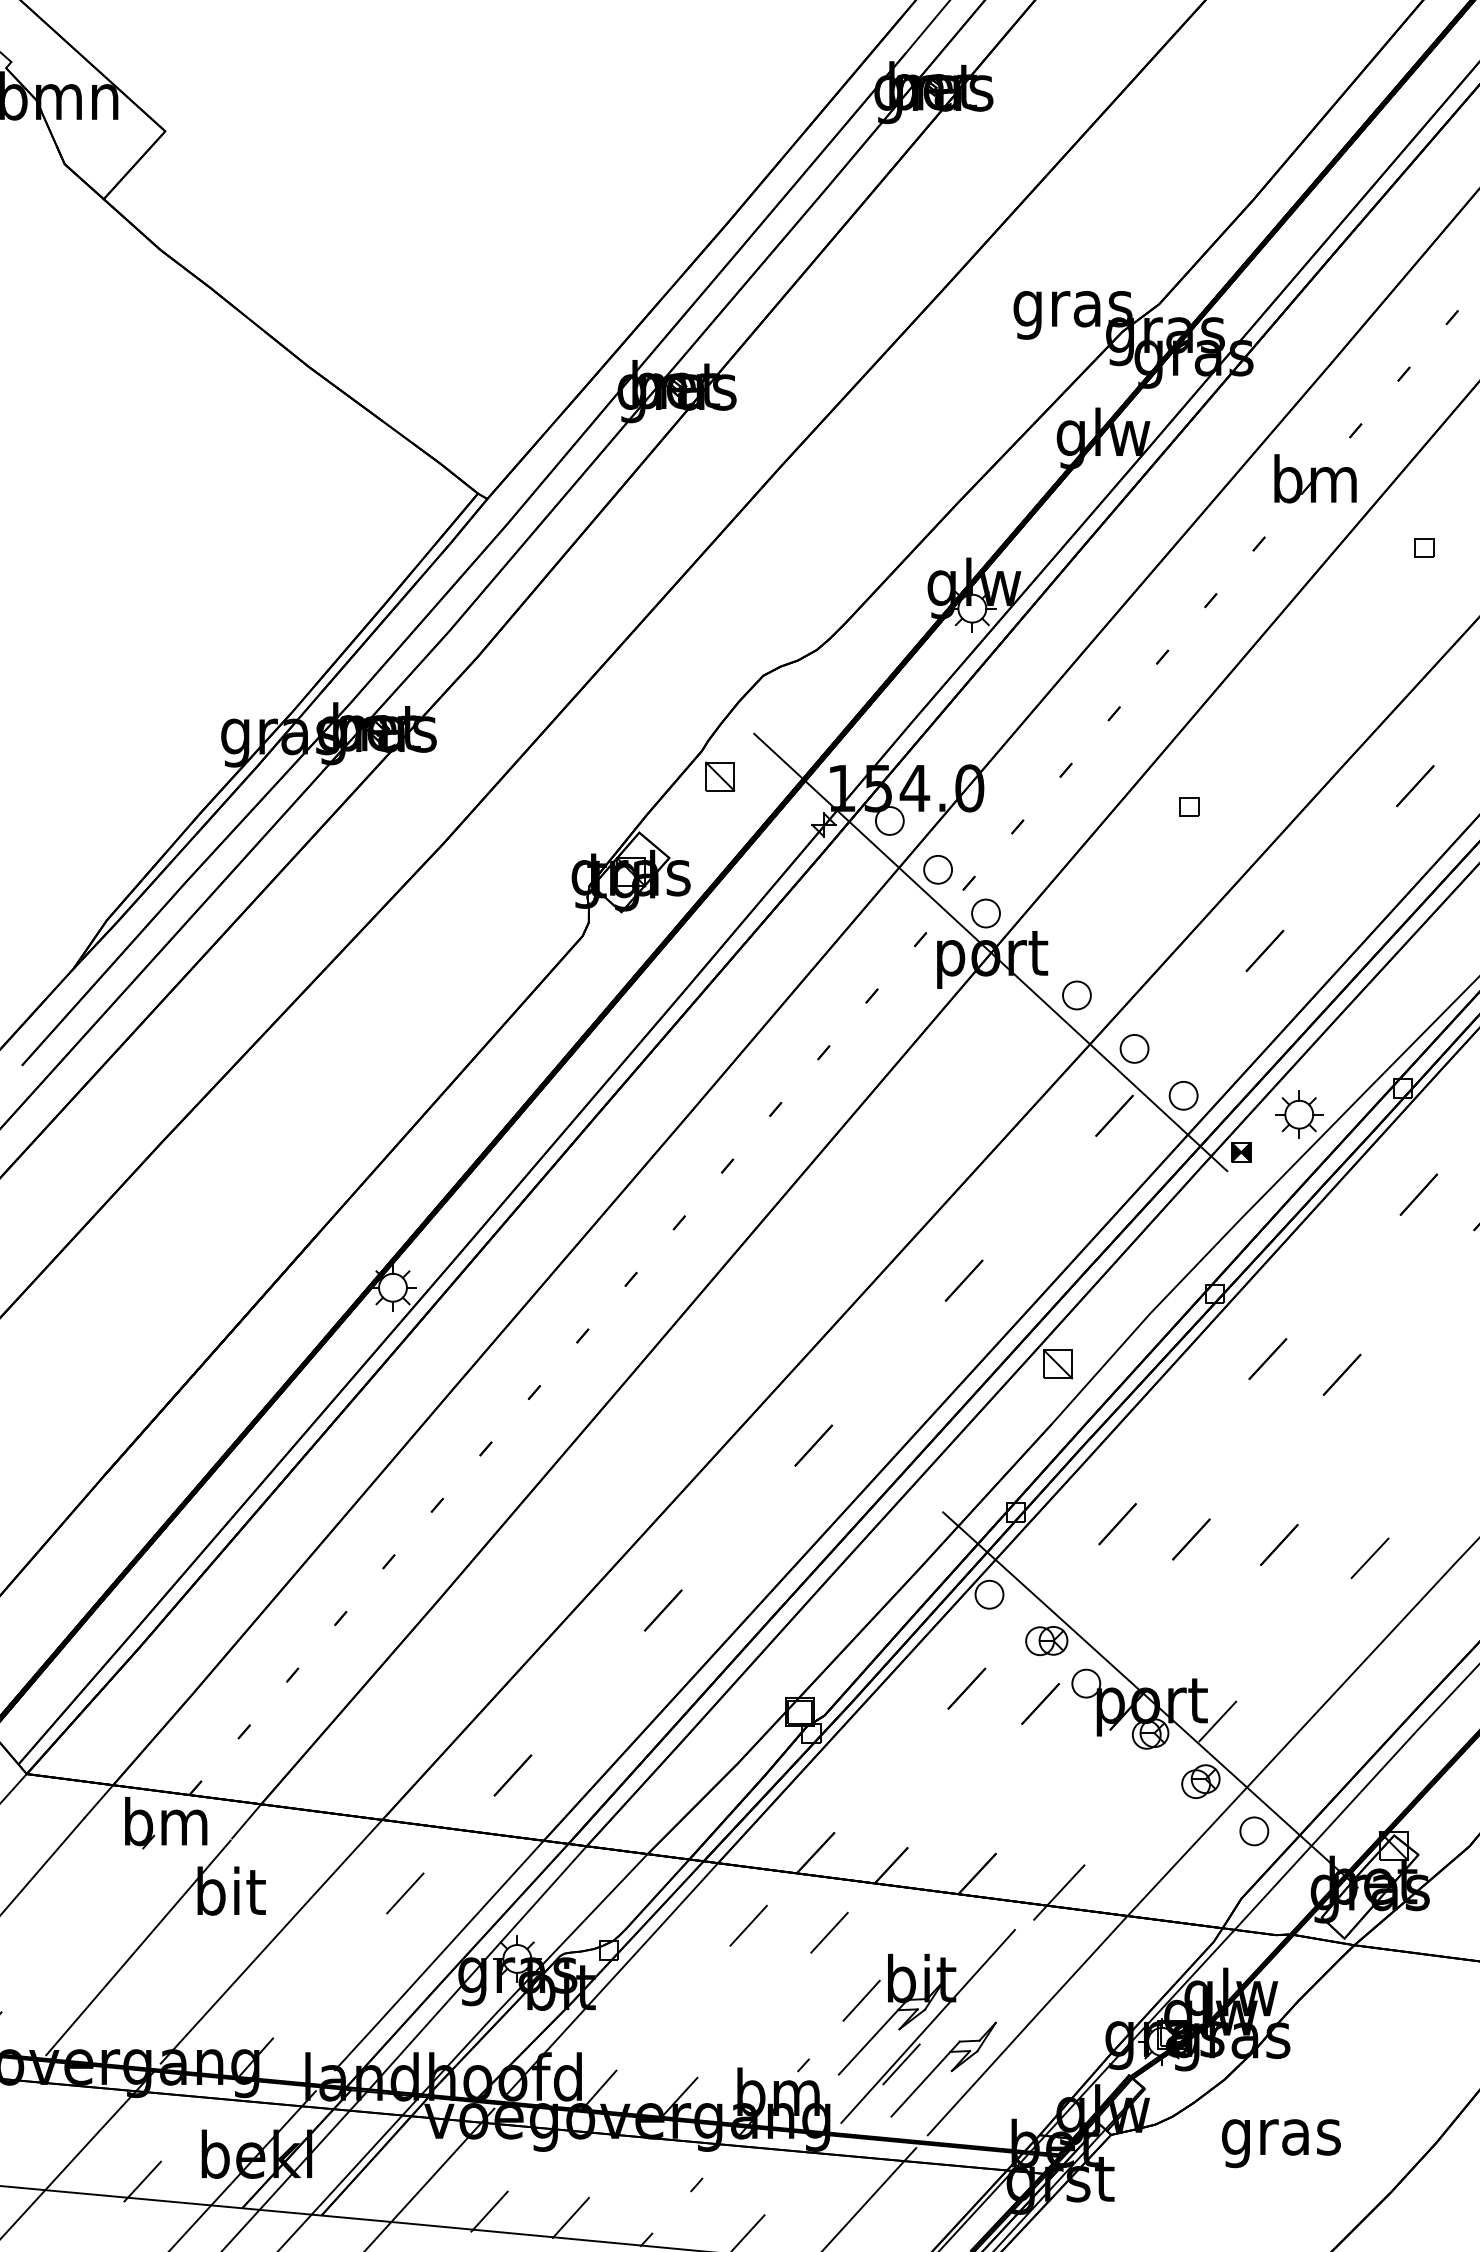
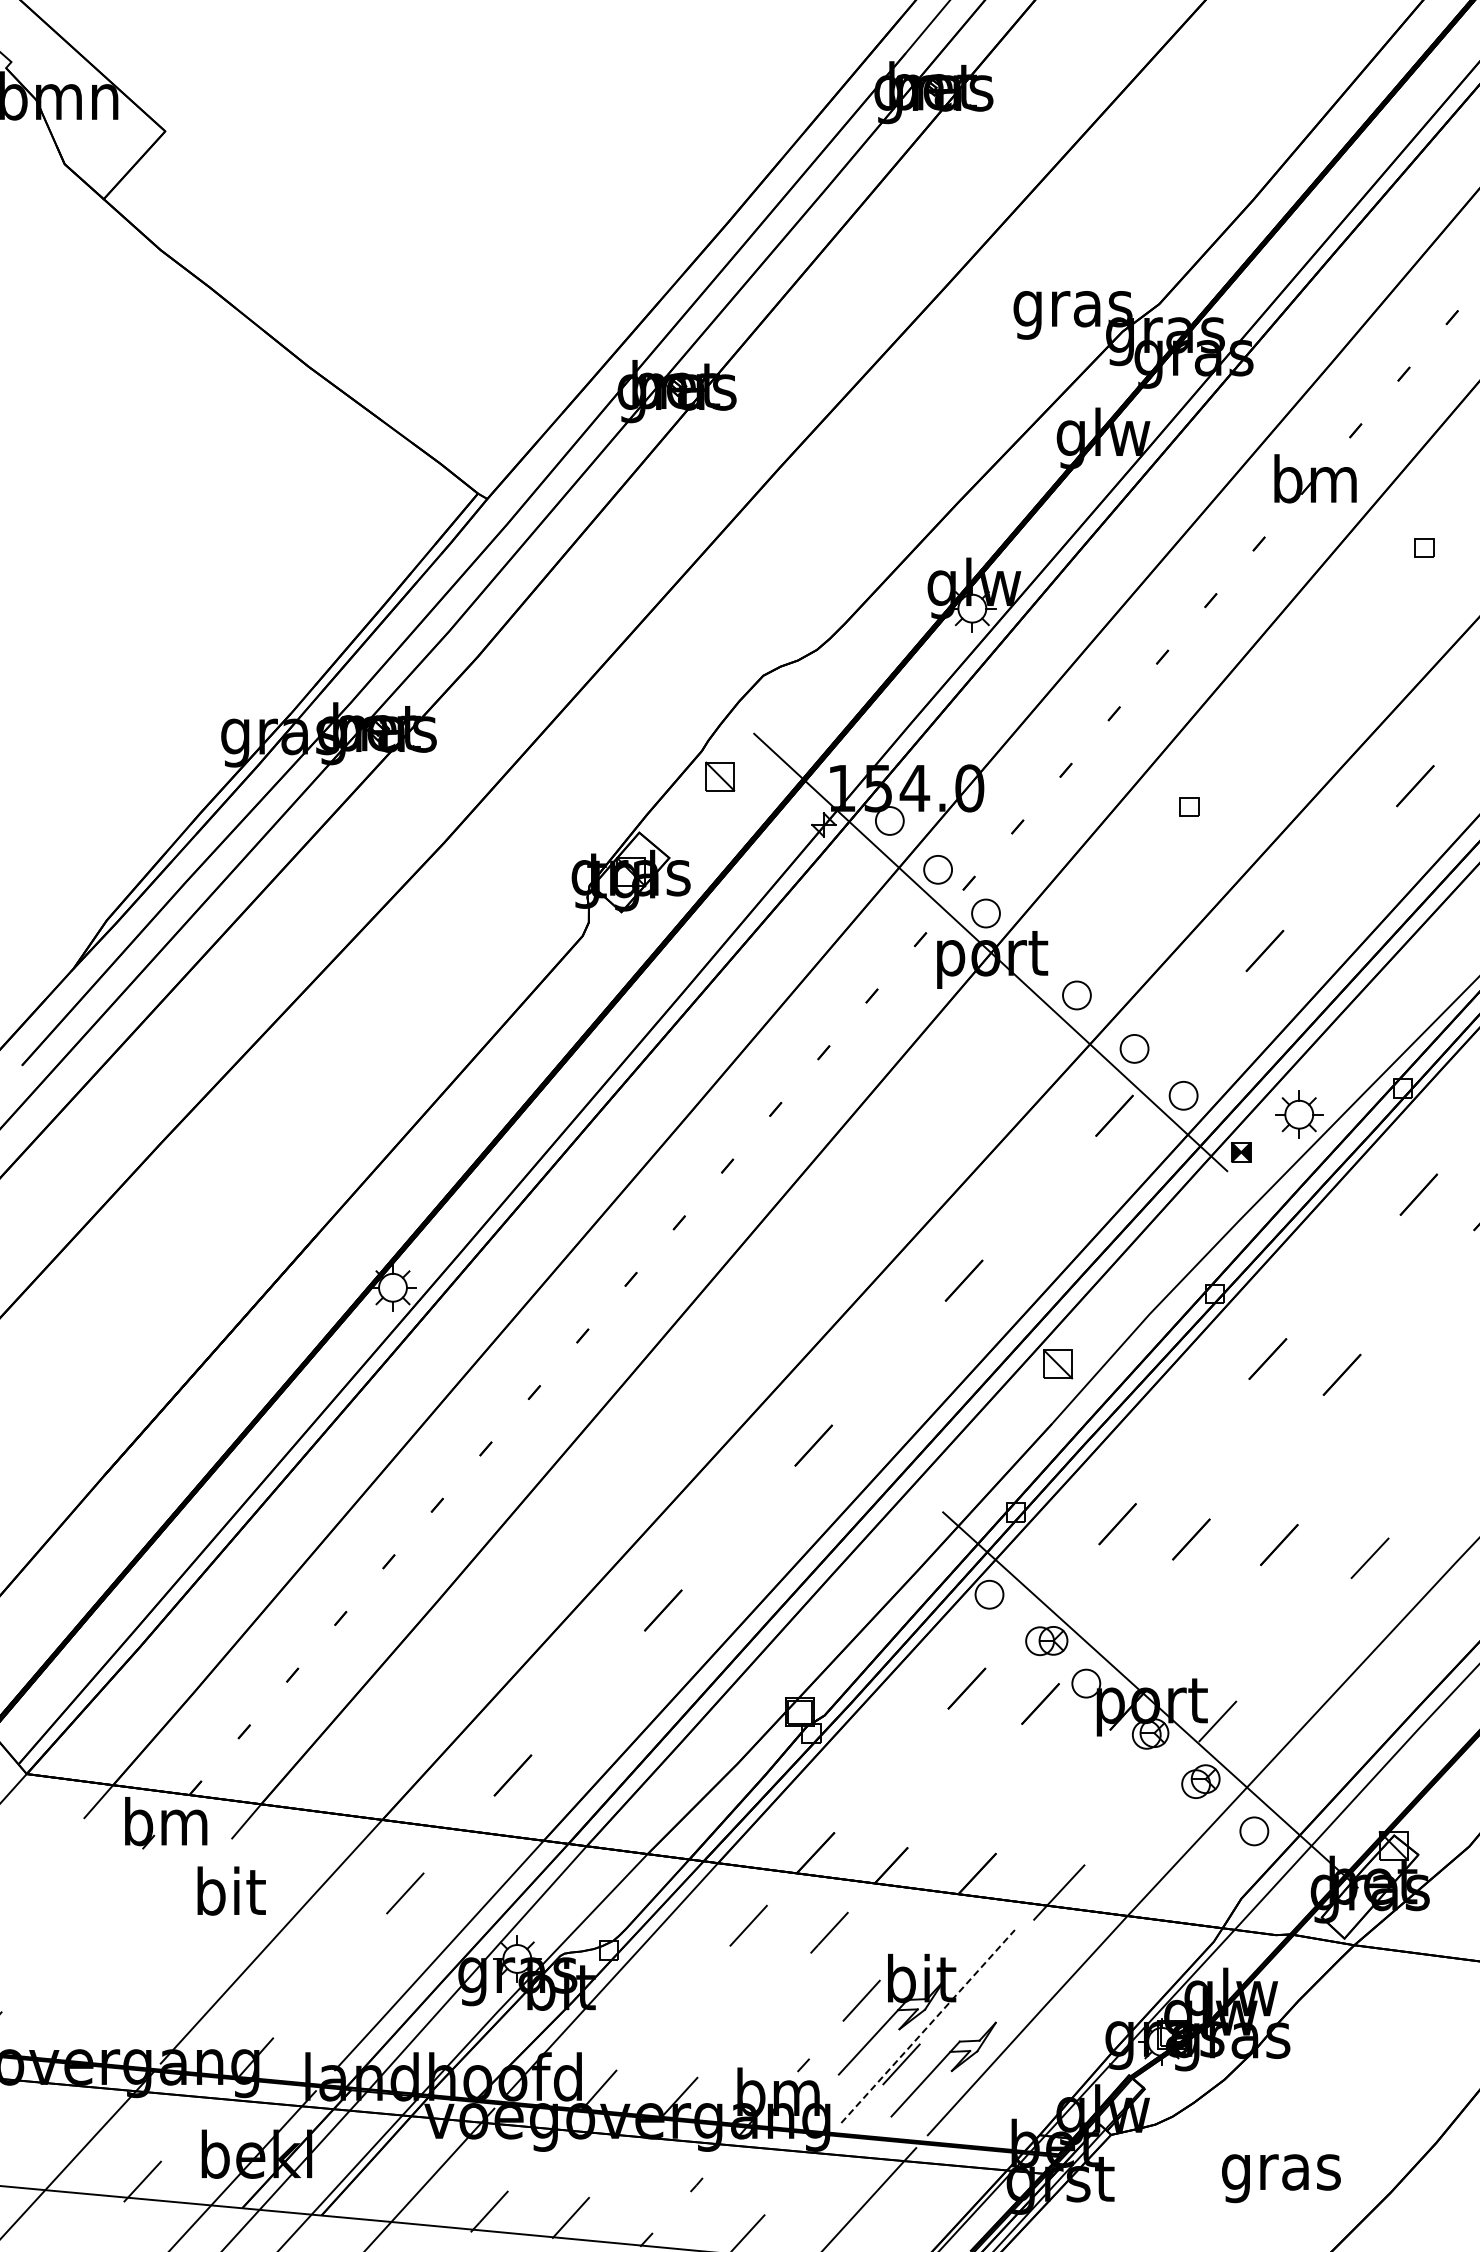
line: present -> none (43, 1865)
line: present -> none (138, 1947)
line: solid -> dashed (928, 2026)
text position: (1281, 2143) -> (1281, 2178) (1281, 2178)
